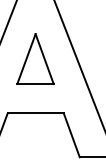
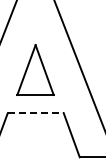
part position: (35, 58) -> (35, 69) (35, 69)
line: solid -> dashed (35, 113)
